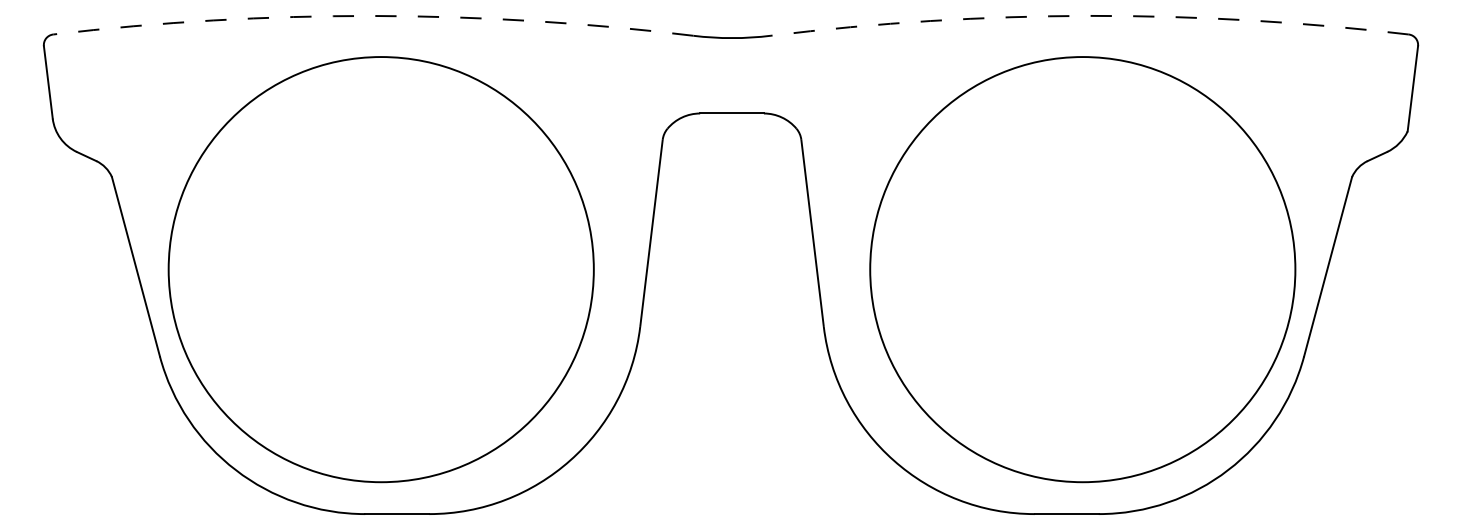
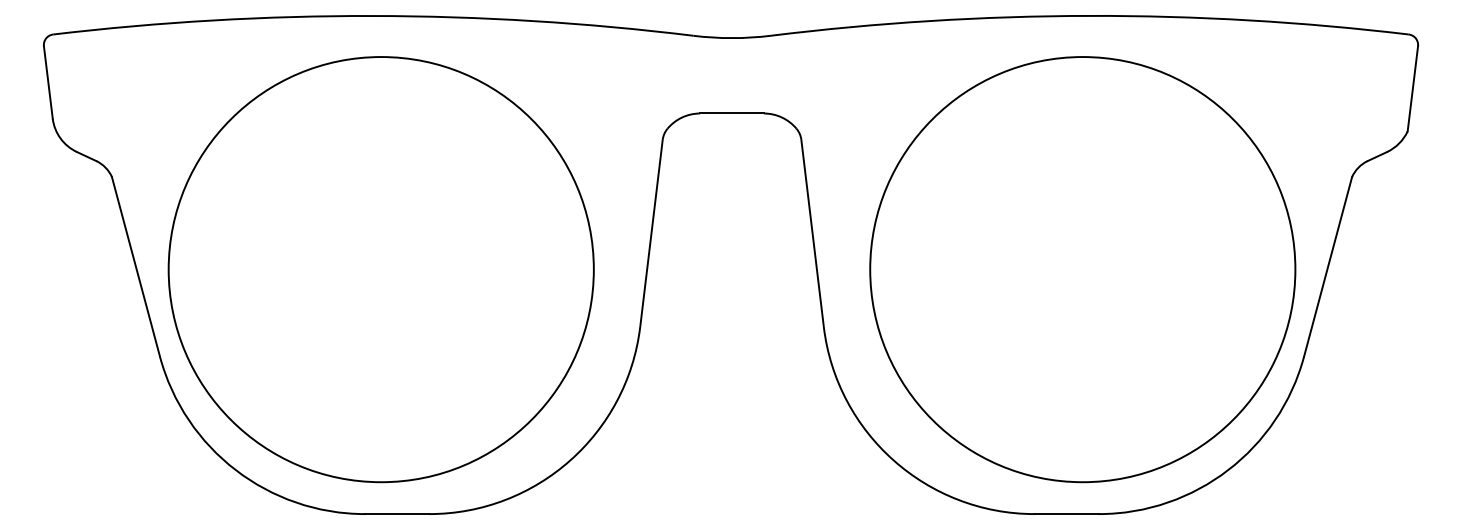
arc: dashed -> solid (373, 15)
arc: dashed -> solid (1089, 15)
